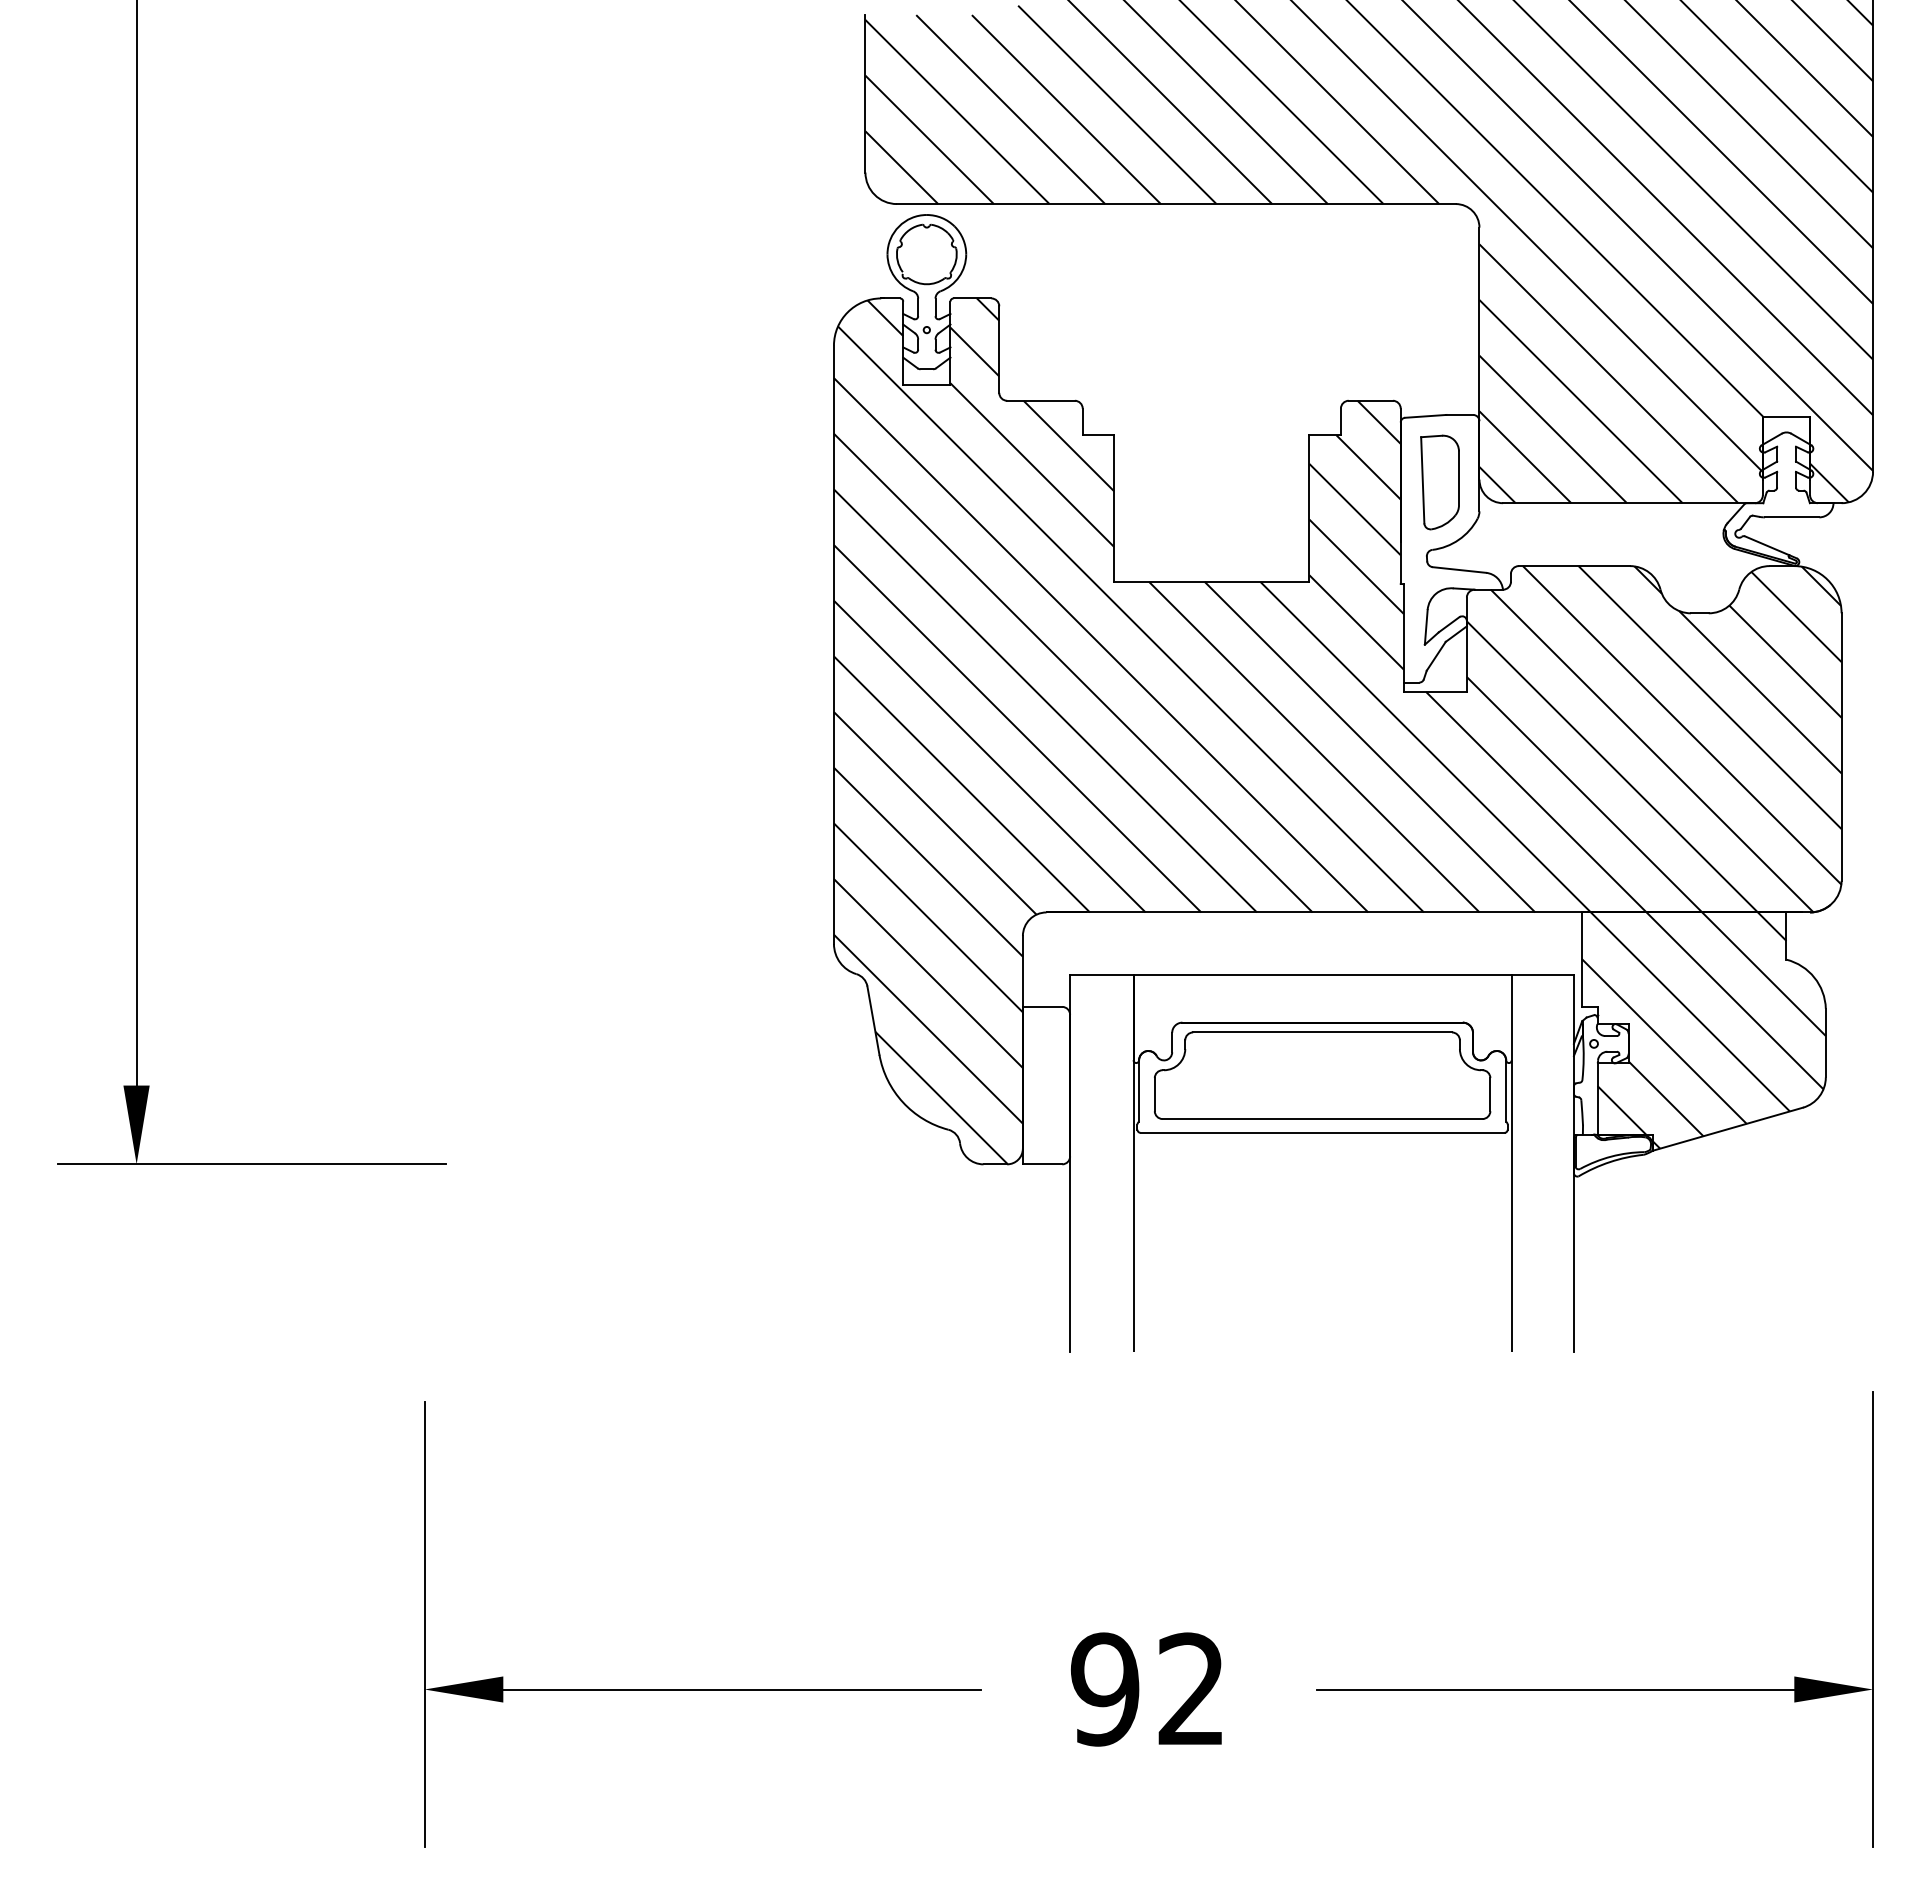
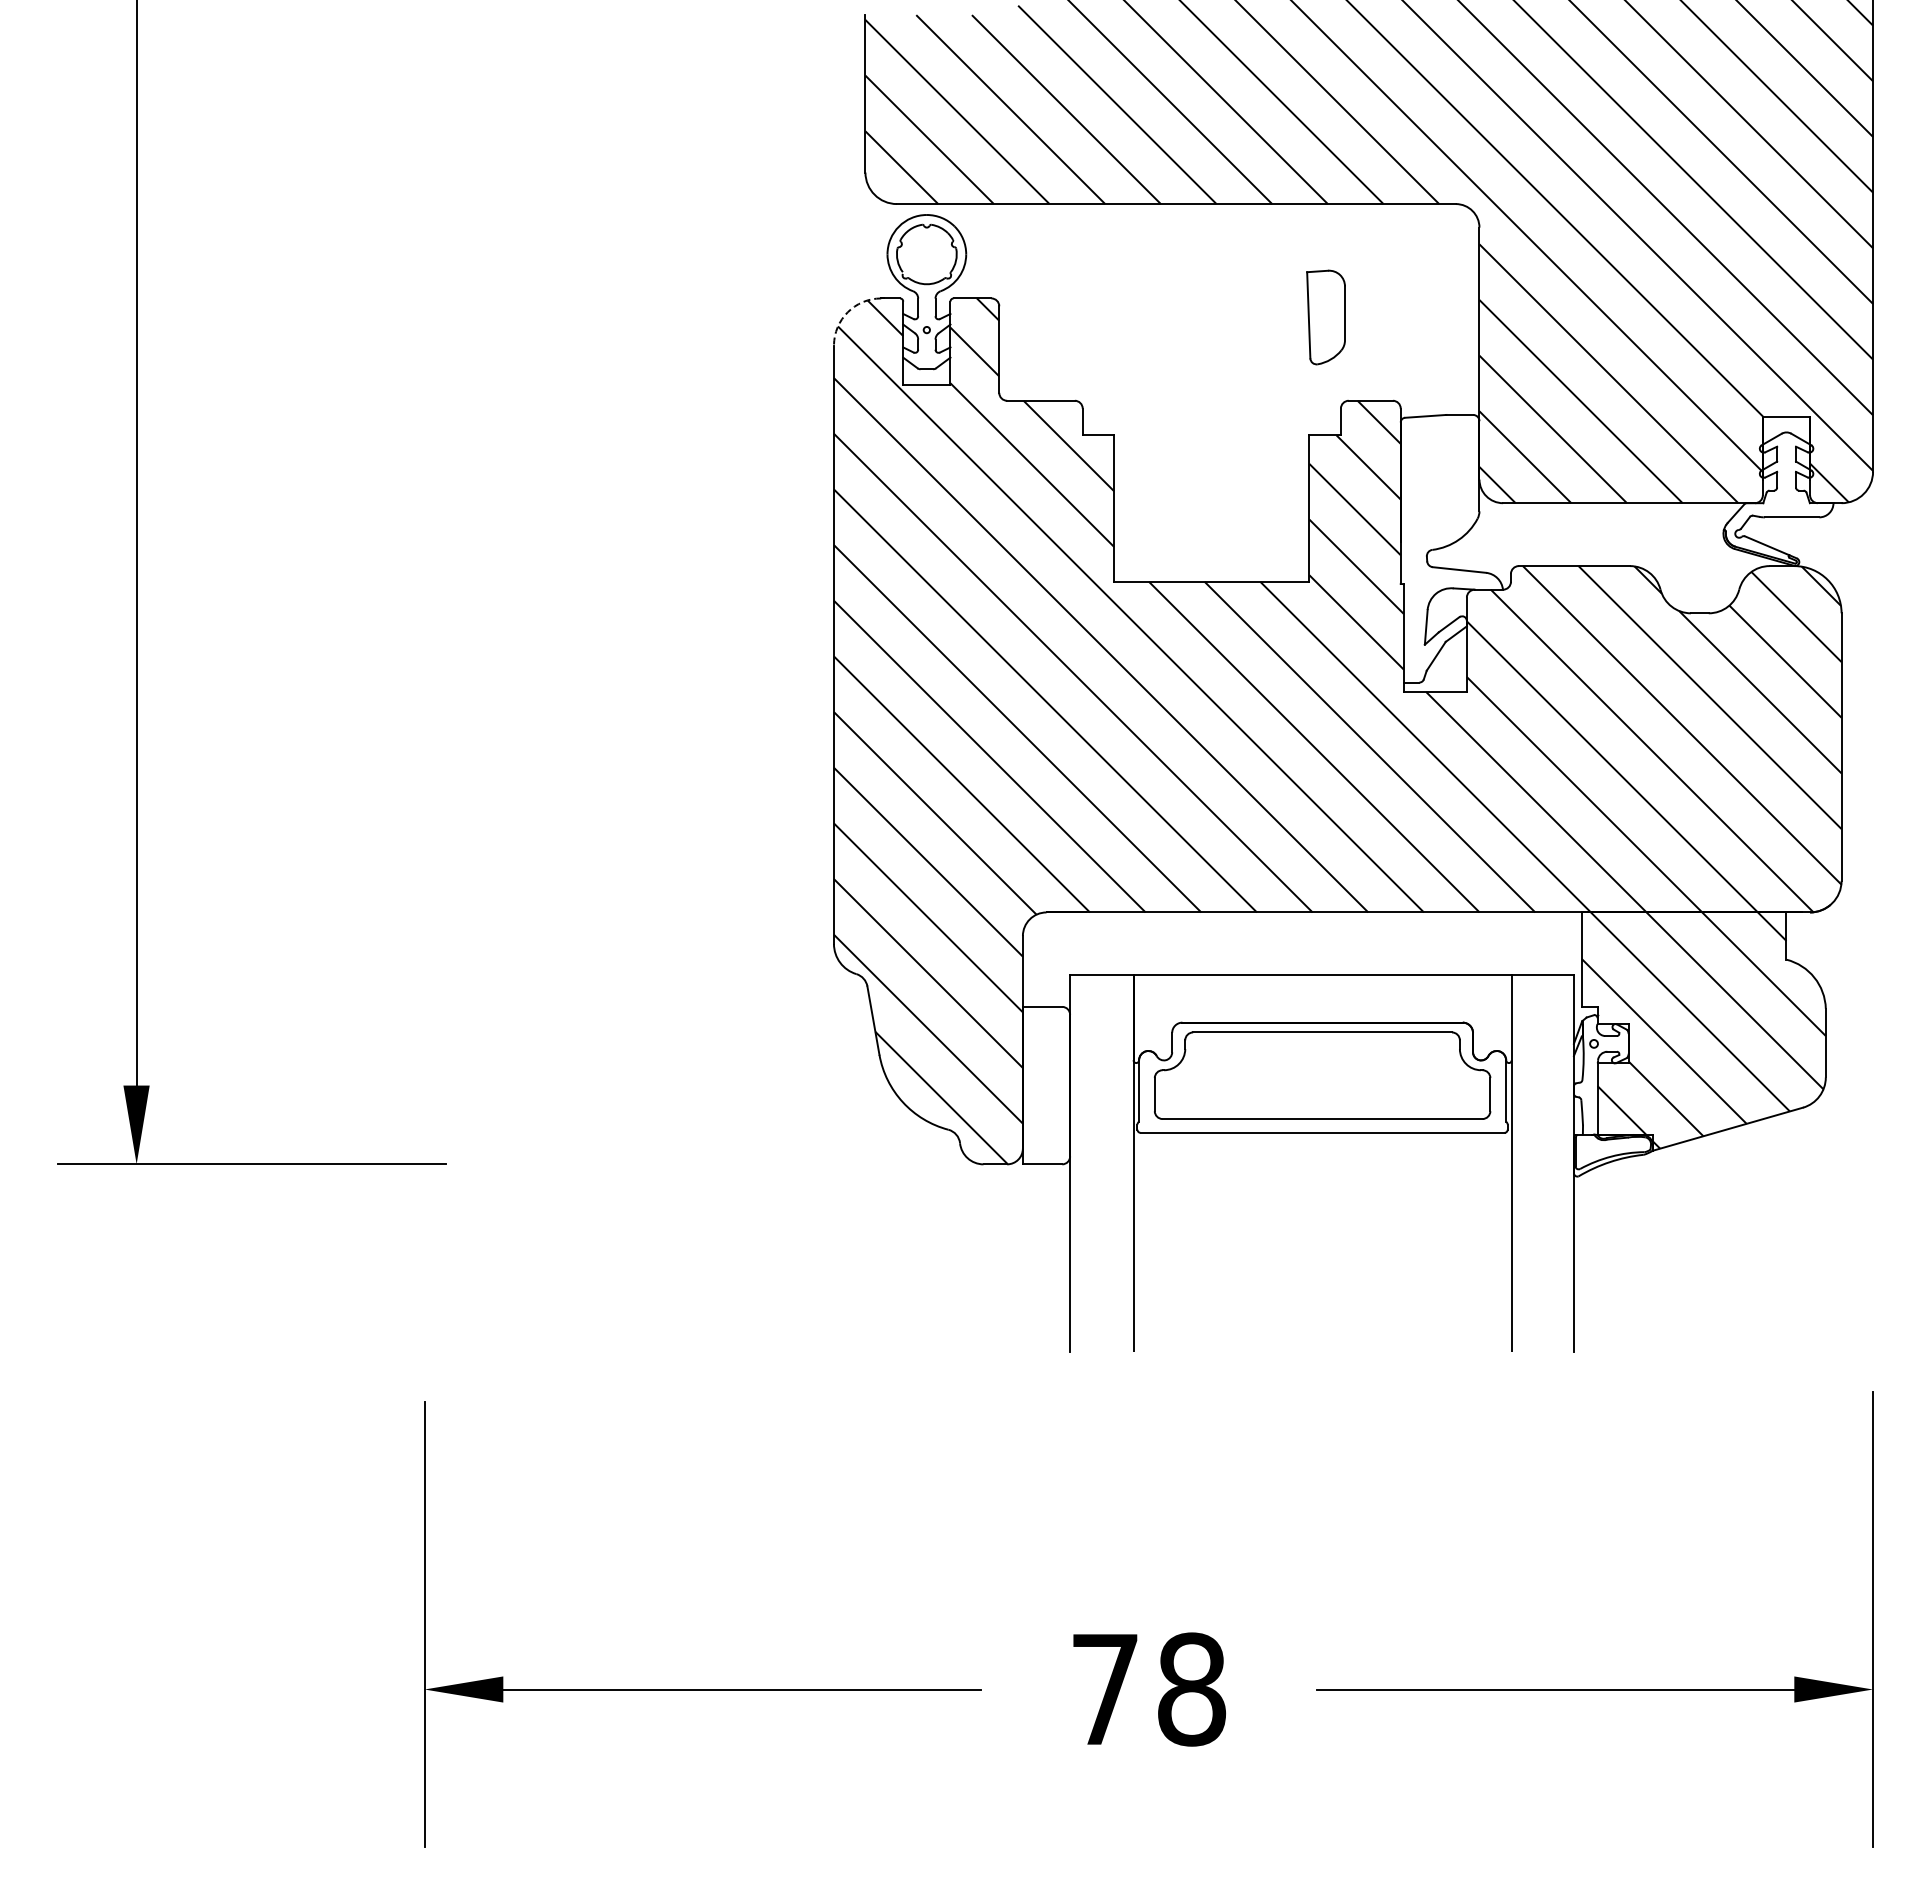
arc: solid -> dashed (847, 312)
part position: (1439, 482) -> (1325, 317) (1325, 317)
text: 92 -> 78 (1148, 1689)
